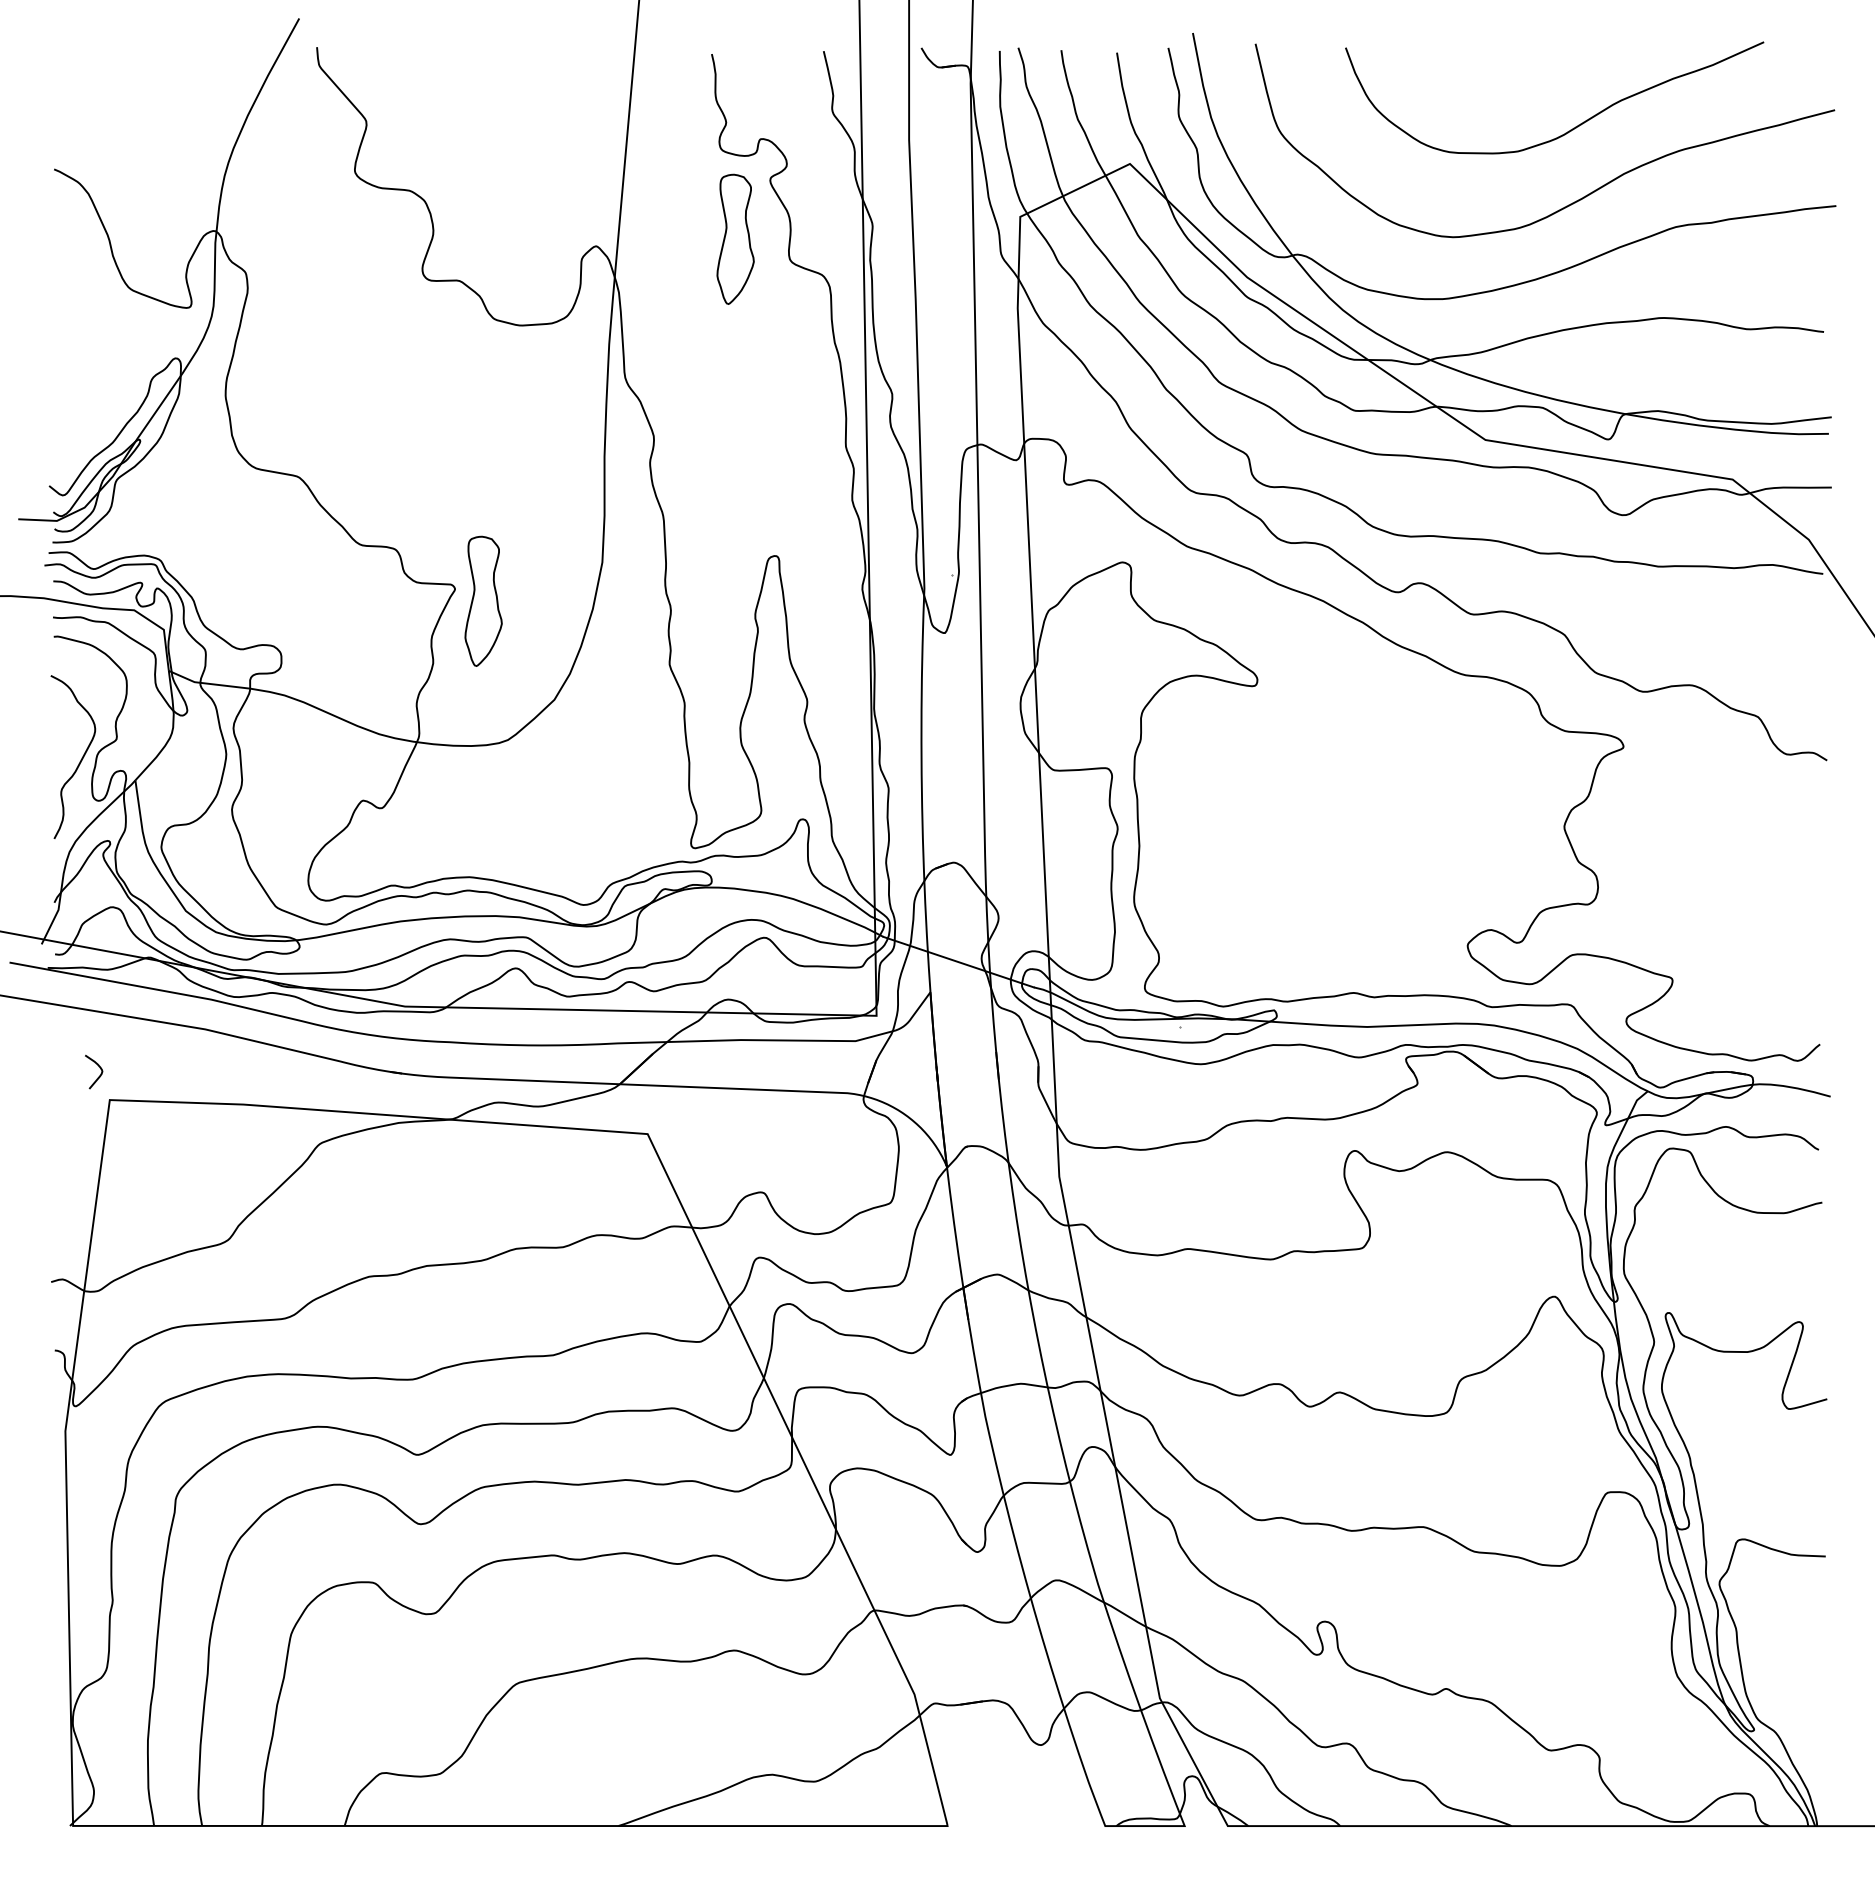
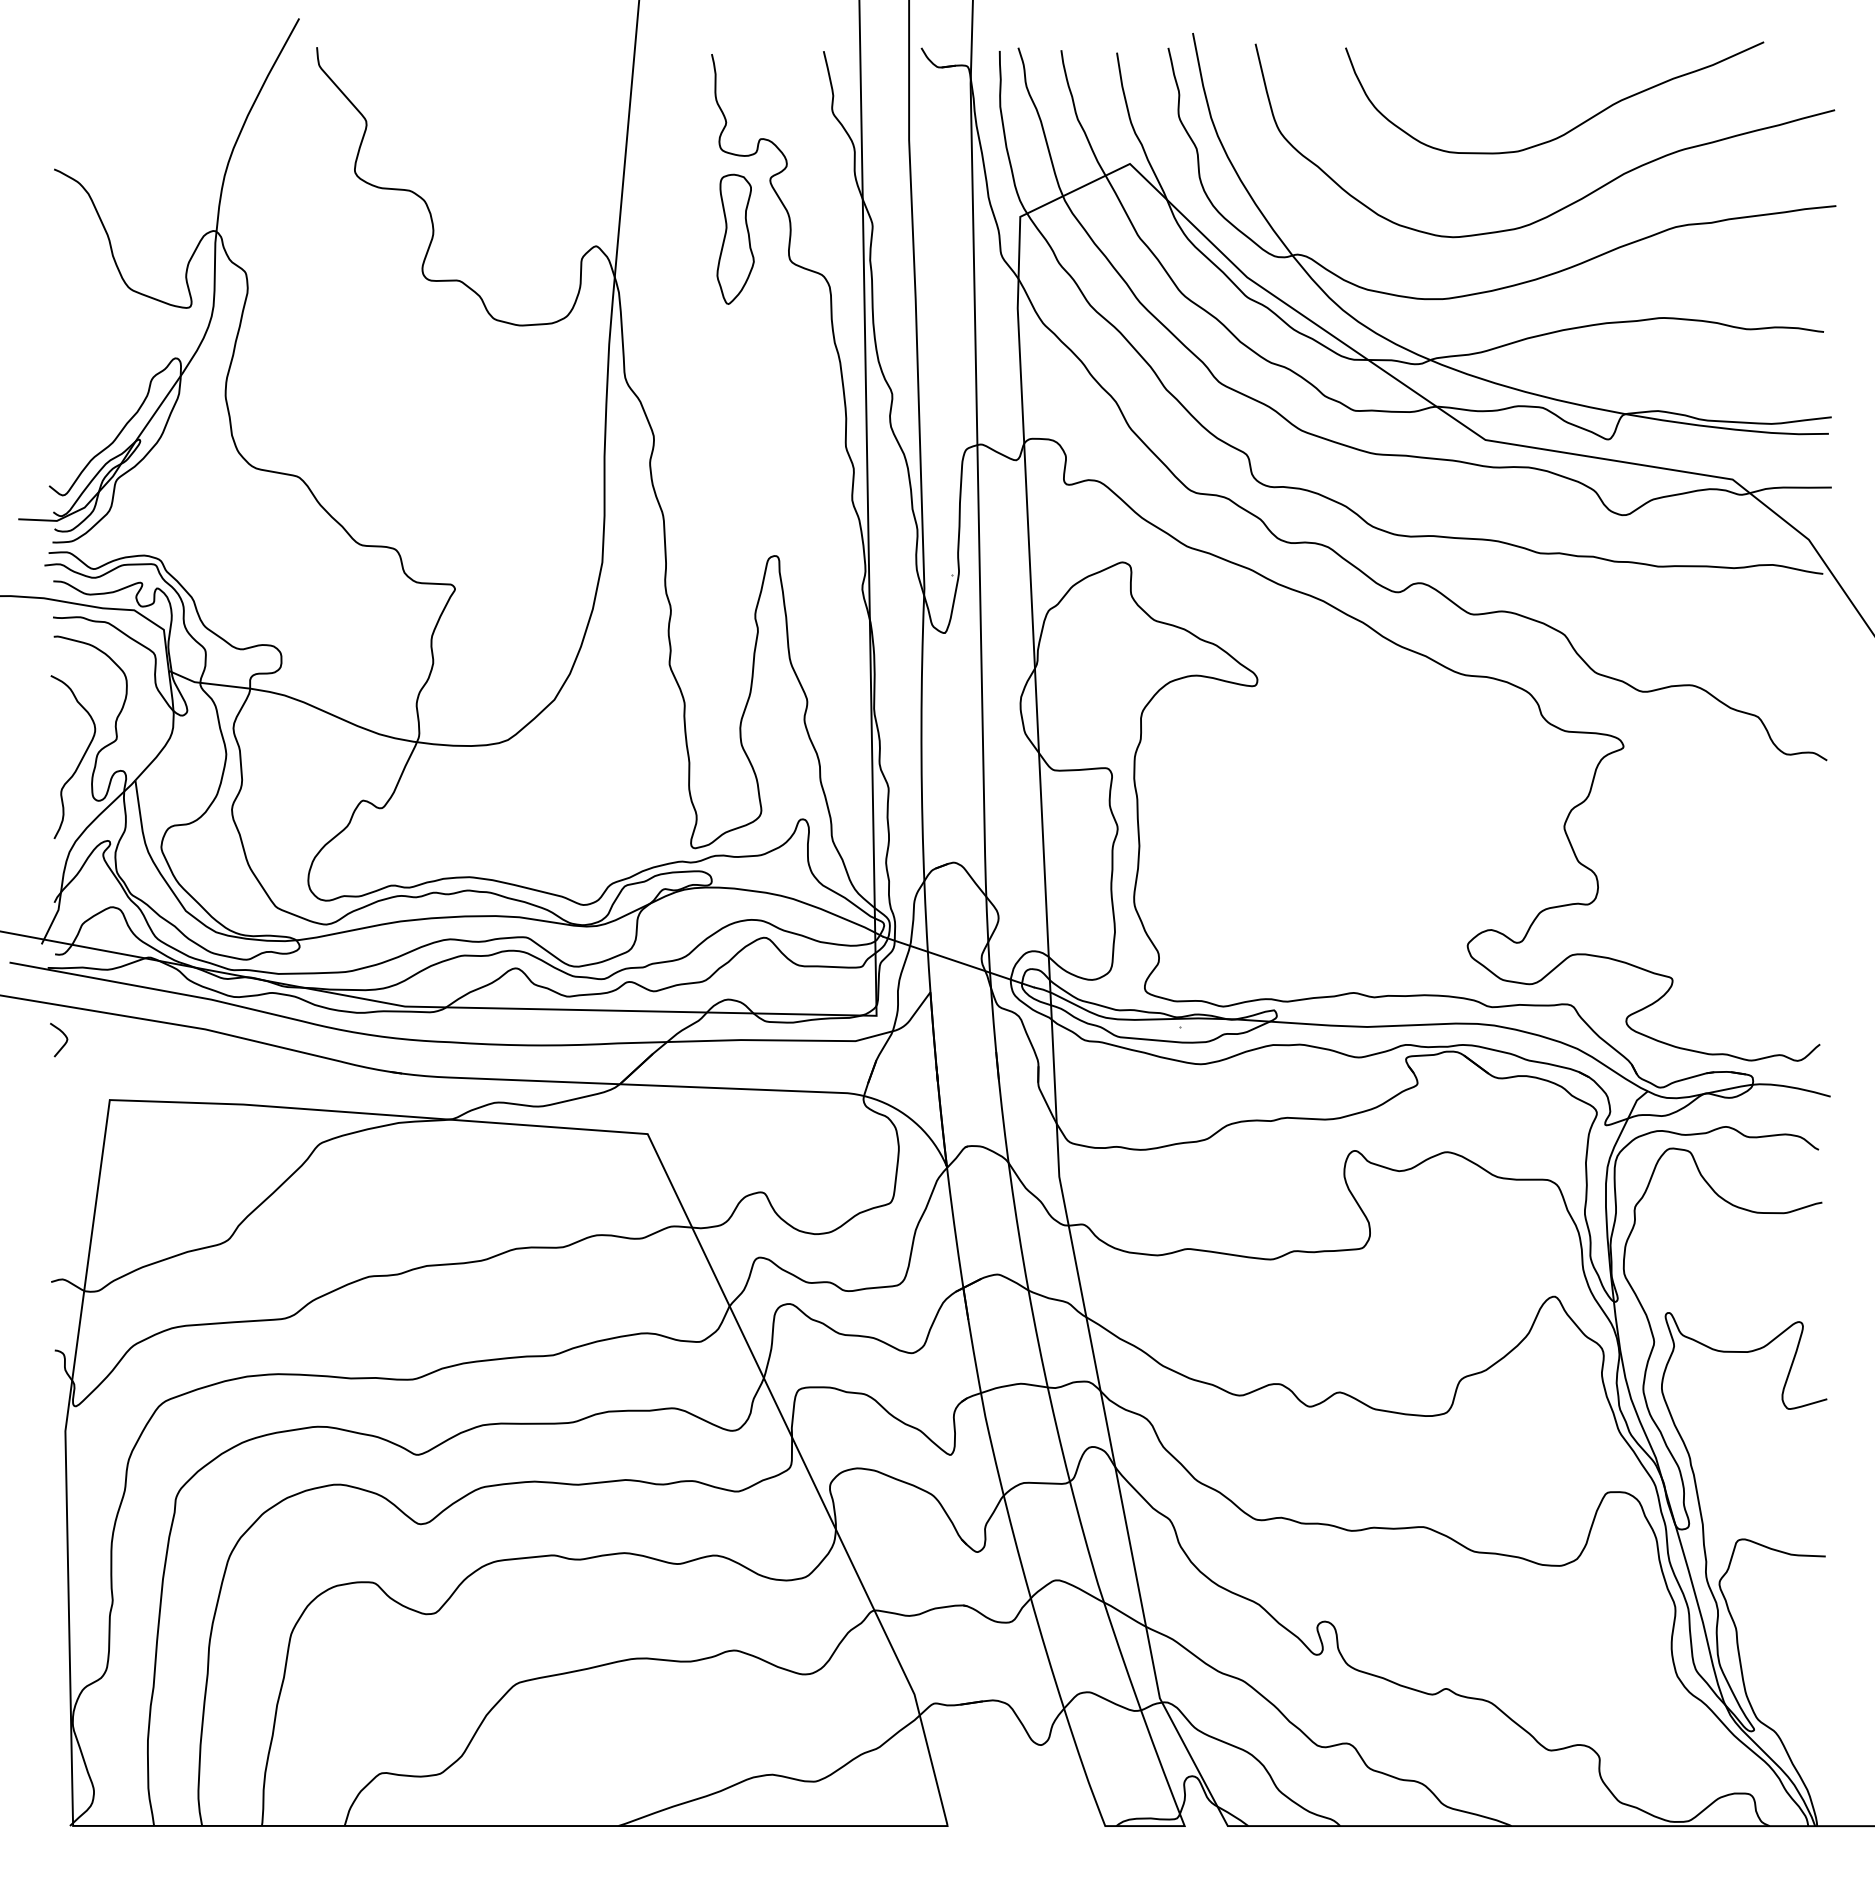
part: present -> none (483, 600)
curve position: (99, 1068) -> (64, 1036) (64, 1036)
